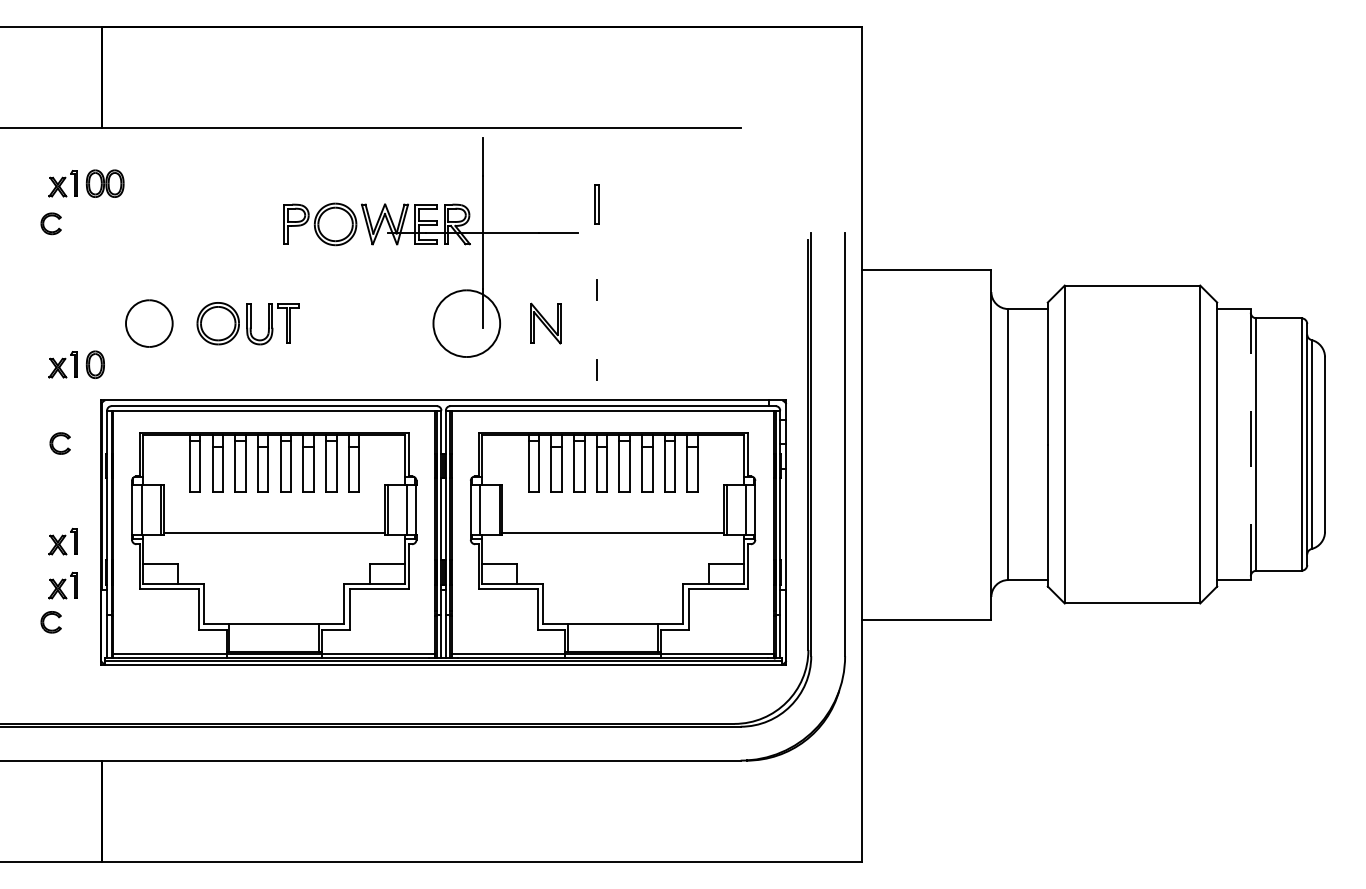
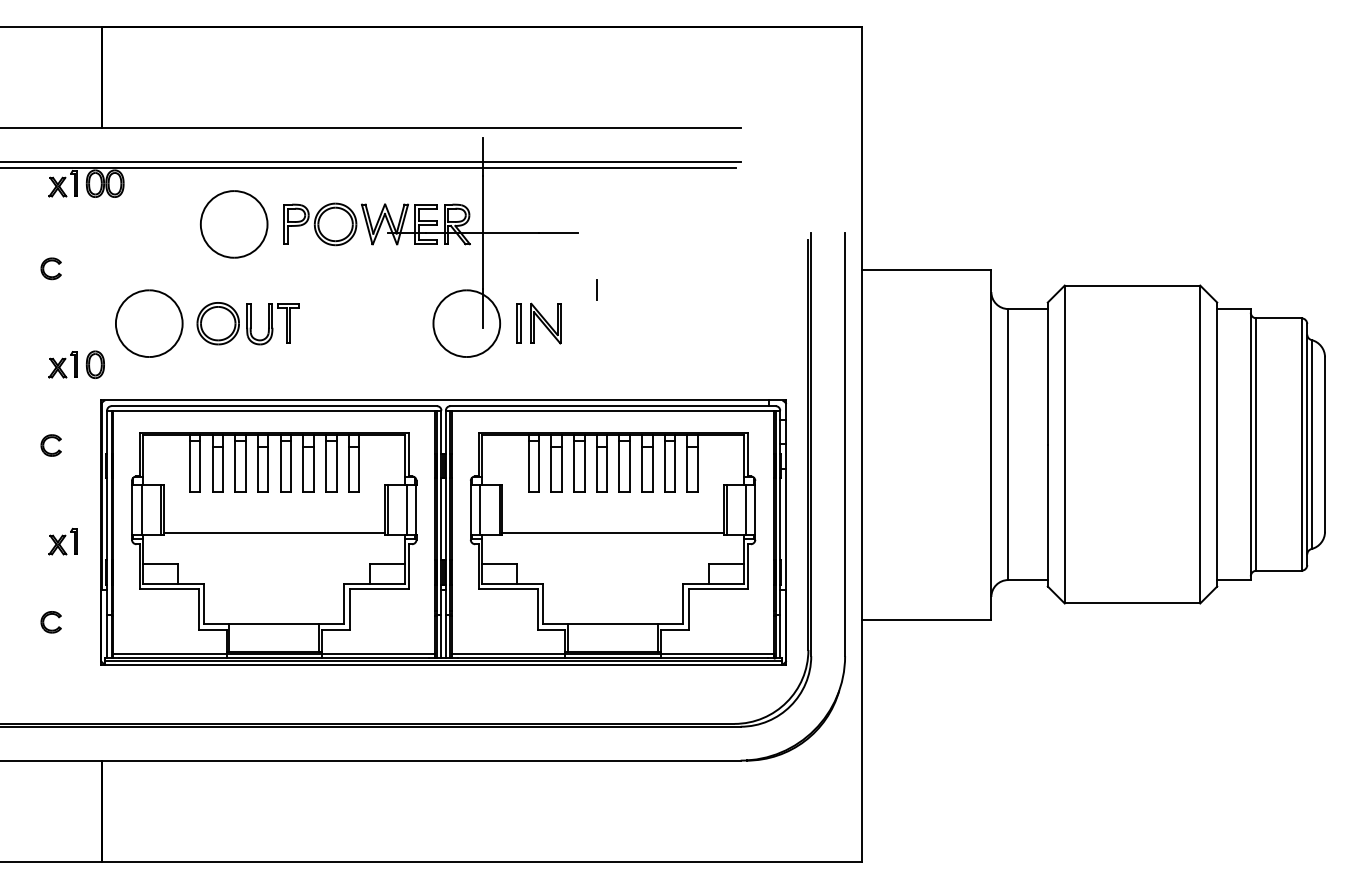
line: none -> present (371, 162)
line: none -> present (369, 167)
part position: (596, 204) -> (518, 323) (518, 323)
part position: (50, 223) -> (50, 268) (50, 268)
part: none -> present (234, 224)
part size: 49x49 px -> 69x69 px (149, 323)
line: present -> none (596, 369)
part position: (59, 443) -> (50, 445) (50, 445)
line: dashed -> solid (1250, 444)
part: present -> none (62, 585)
